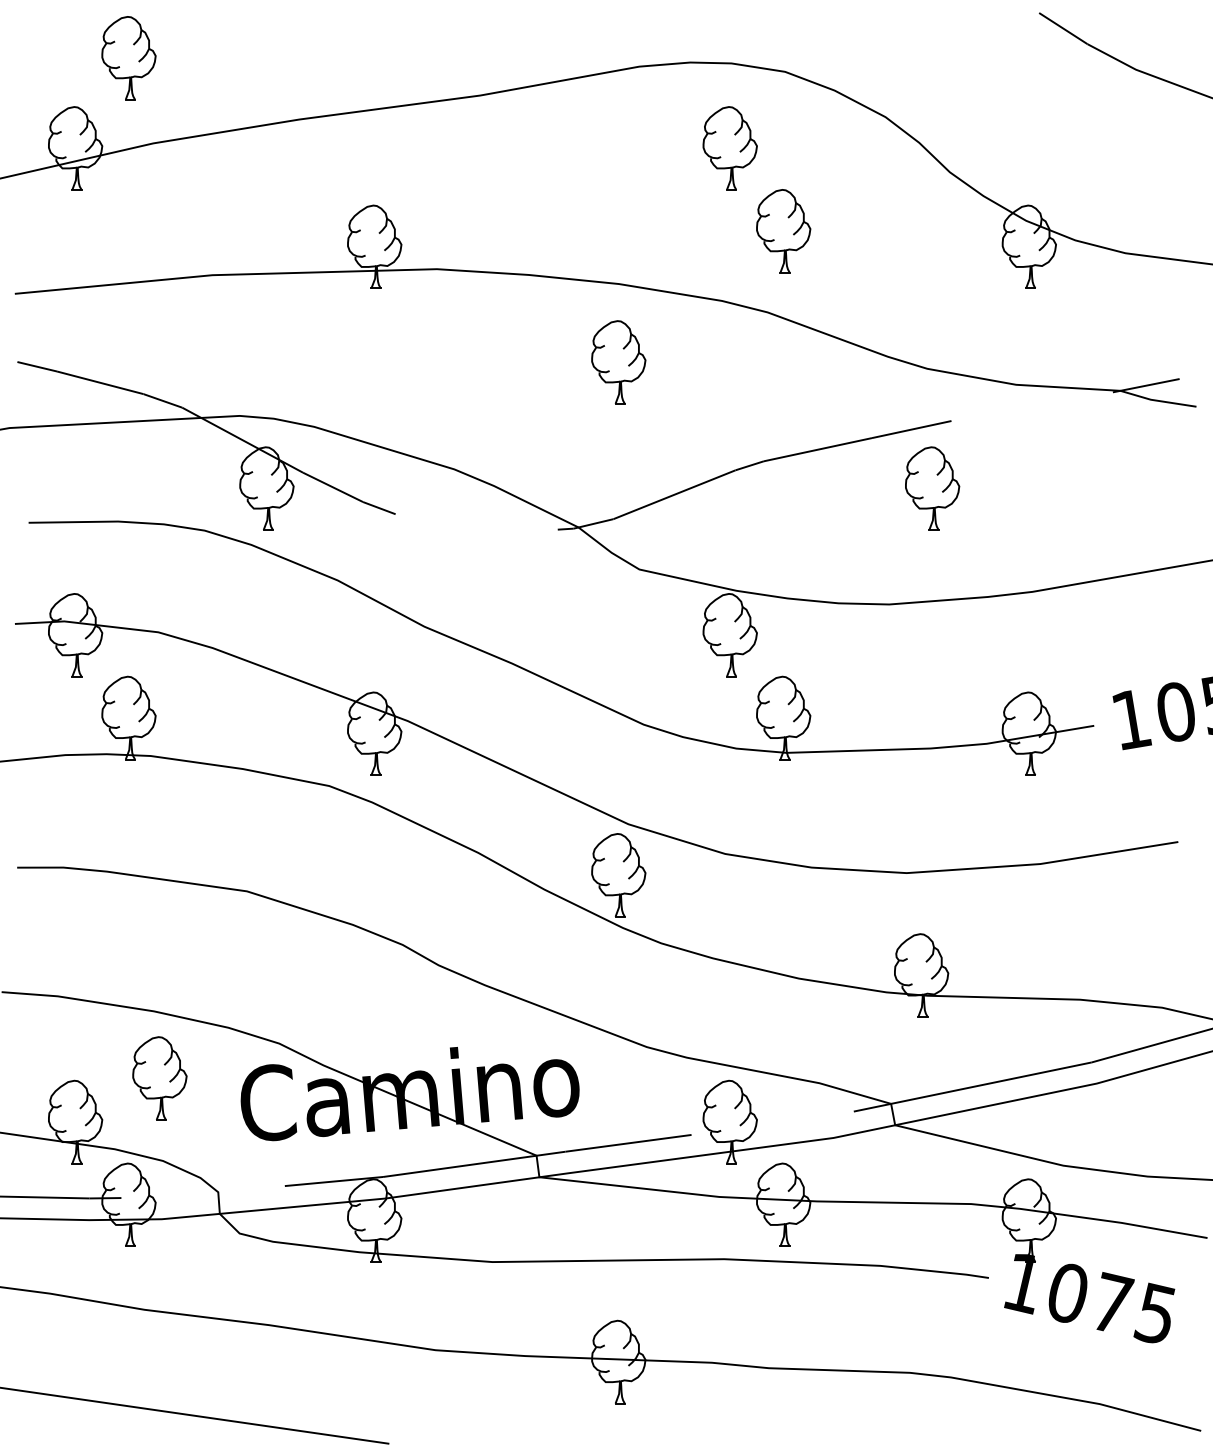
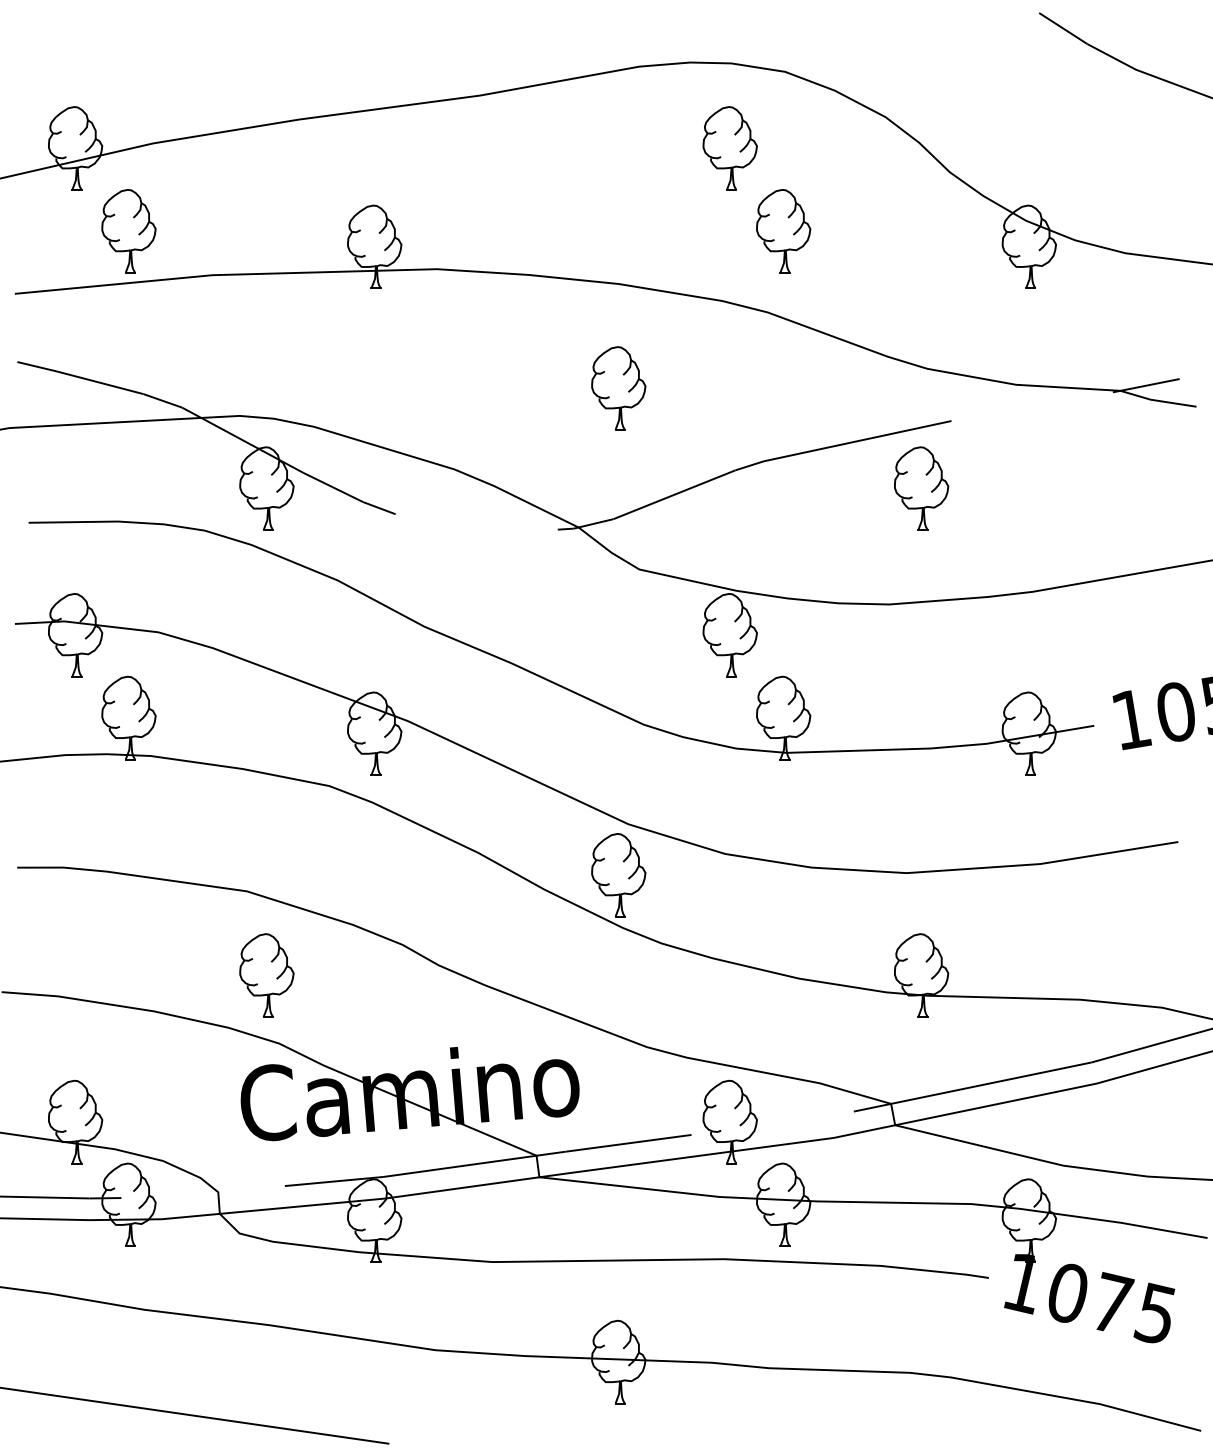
part position: (128, 58) -> (128, 231) (128, 231)
part position: (618, 362) -> (618, 388) (618, 388)
part position: (932, 488) -> (921, 488) (921, 488)
part position: (159, 1078) -> (266, 975) (266, 975)
